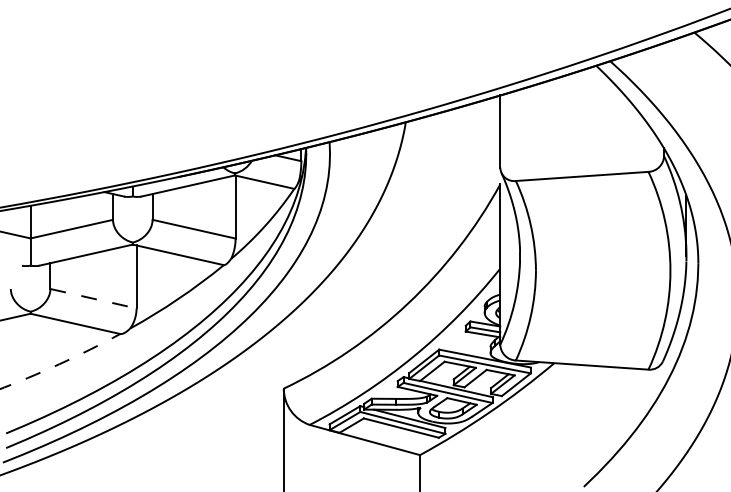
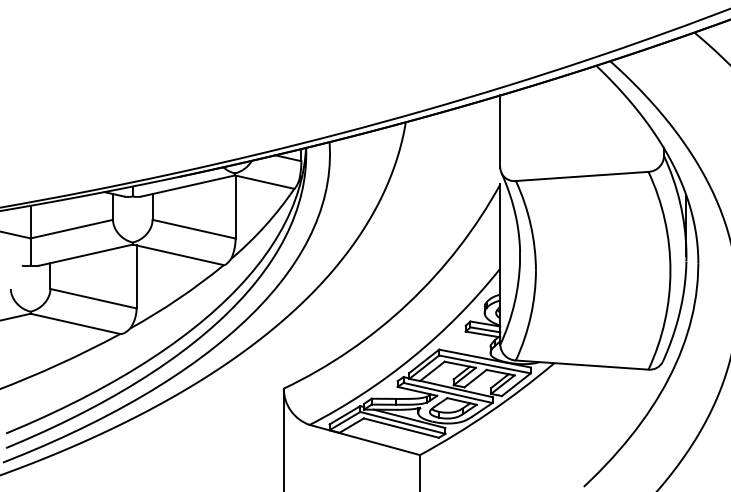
line: dashed -> solid (94, 298)
arc: dashed -> solid (61, 363)
